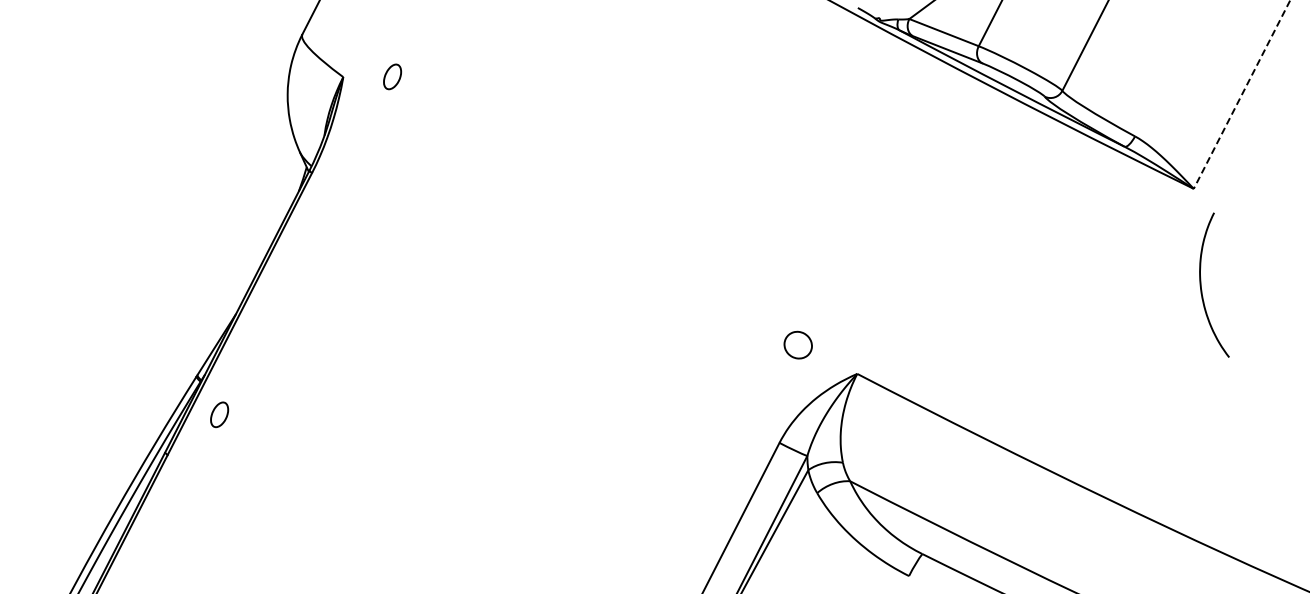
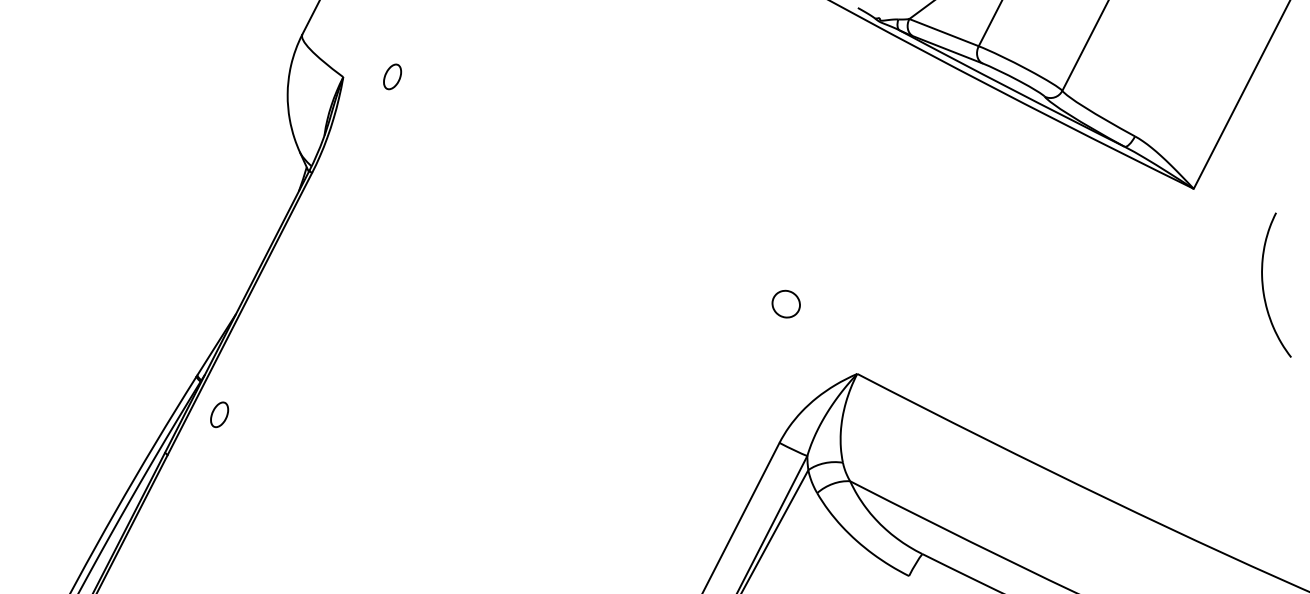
line: dashed -> solid (1242, 94)
curve position: (1201, 284) -> (1263, 284) (1263, 284)
part position: (797, 344) -> (785, 303) (785, 303)
